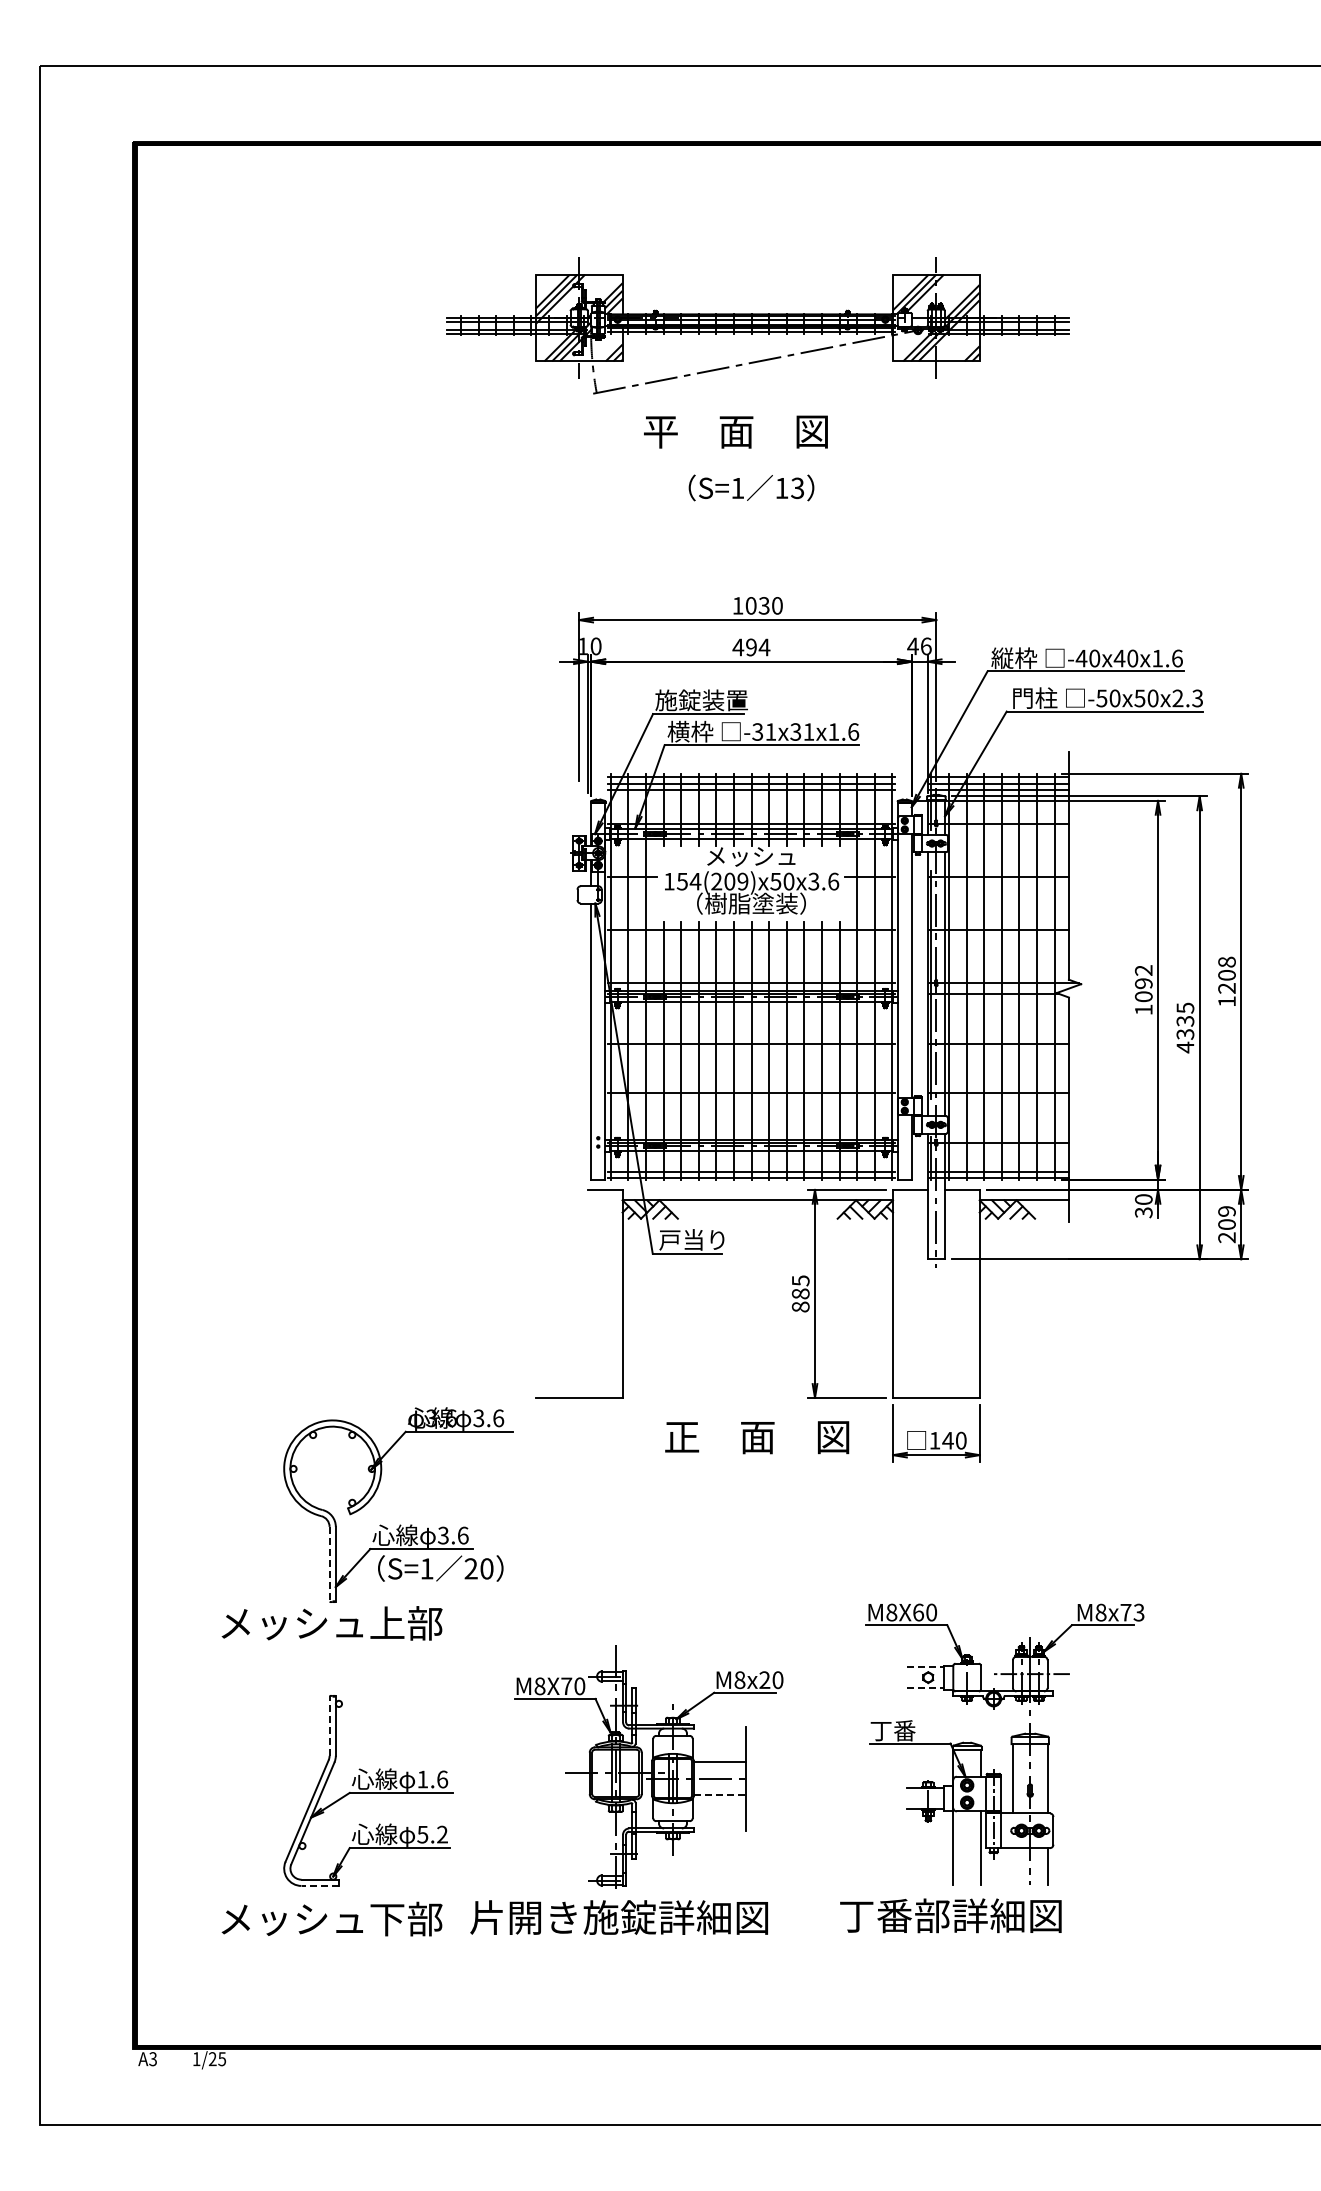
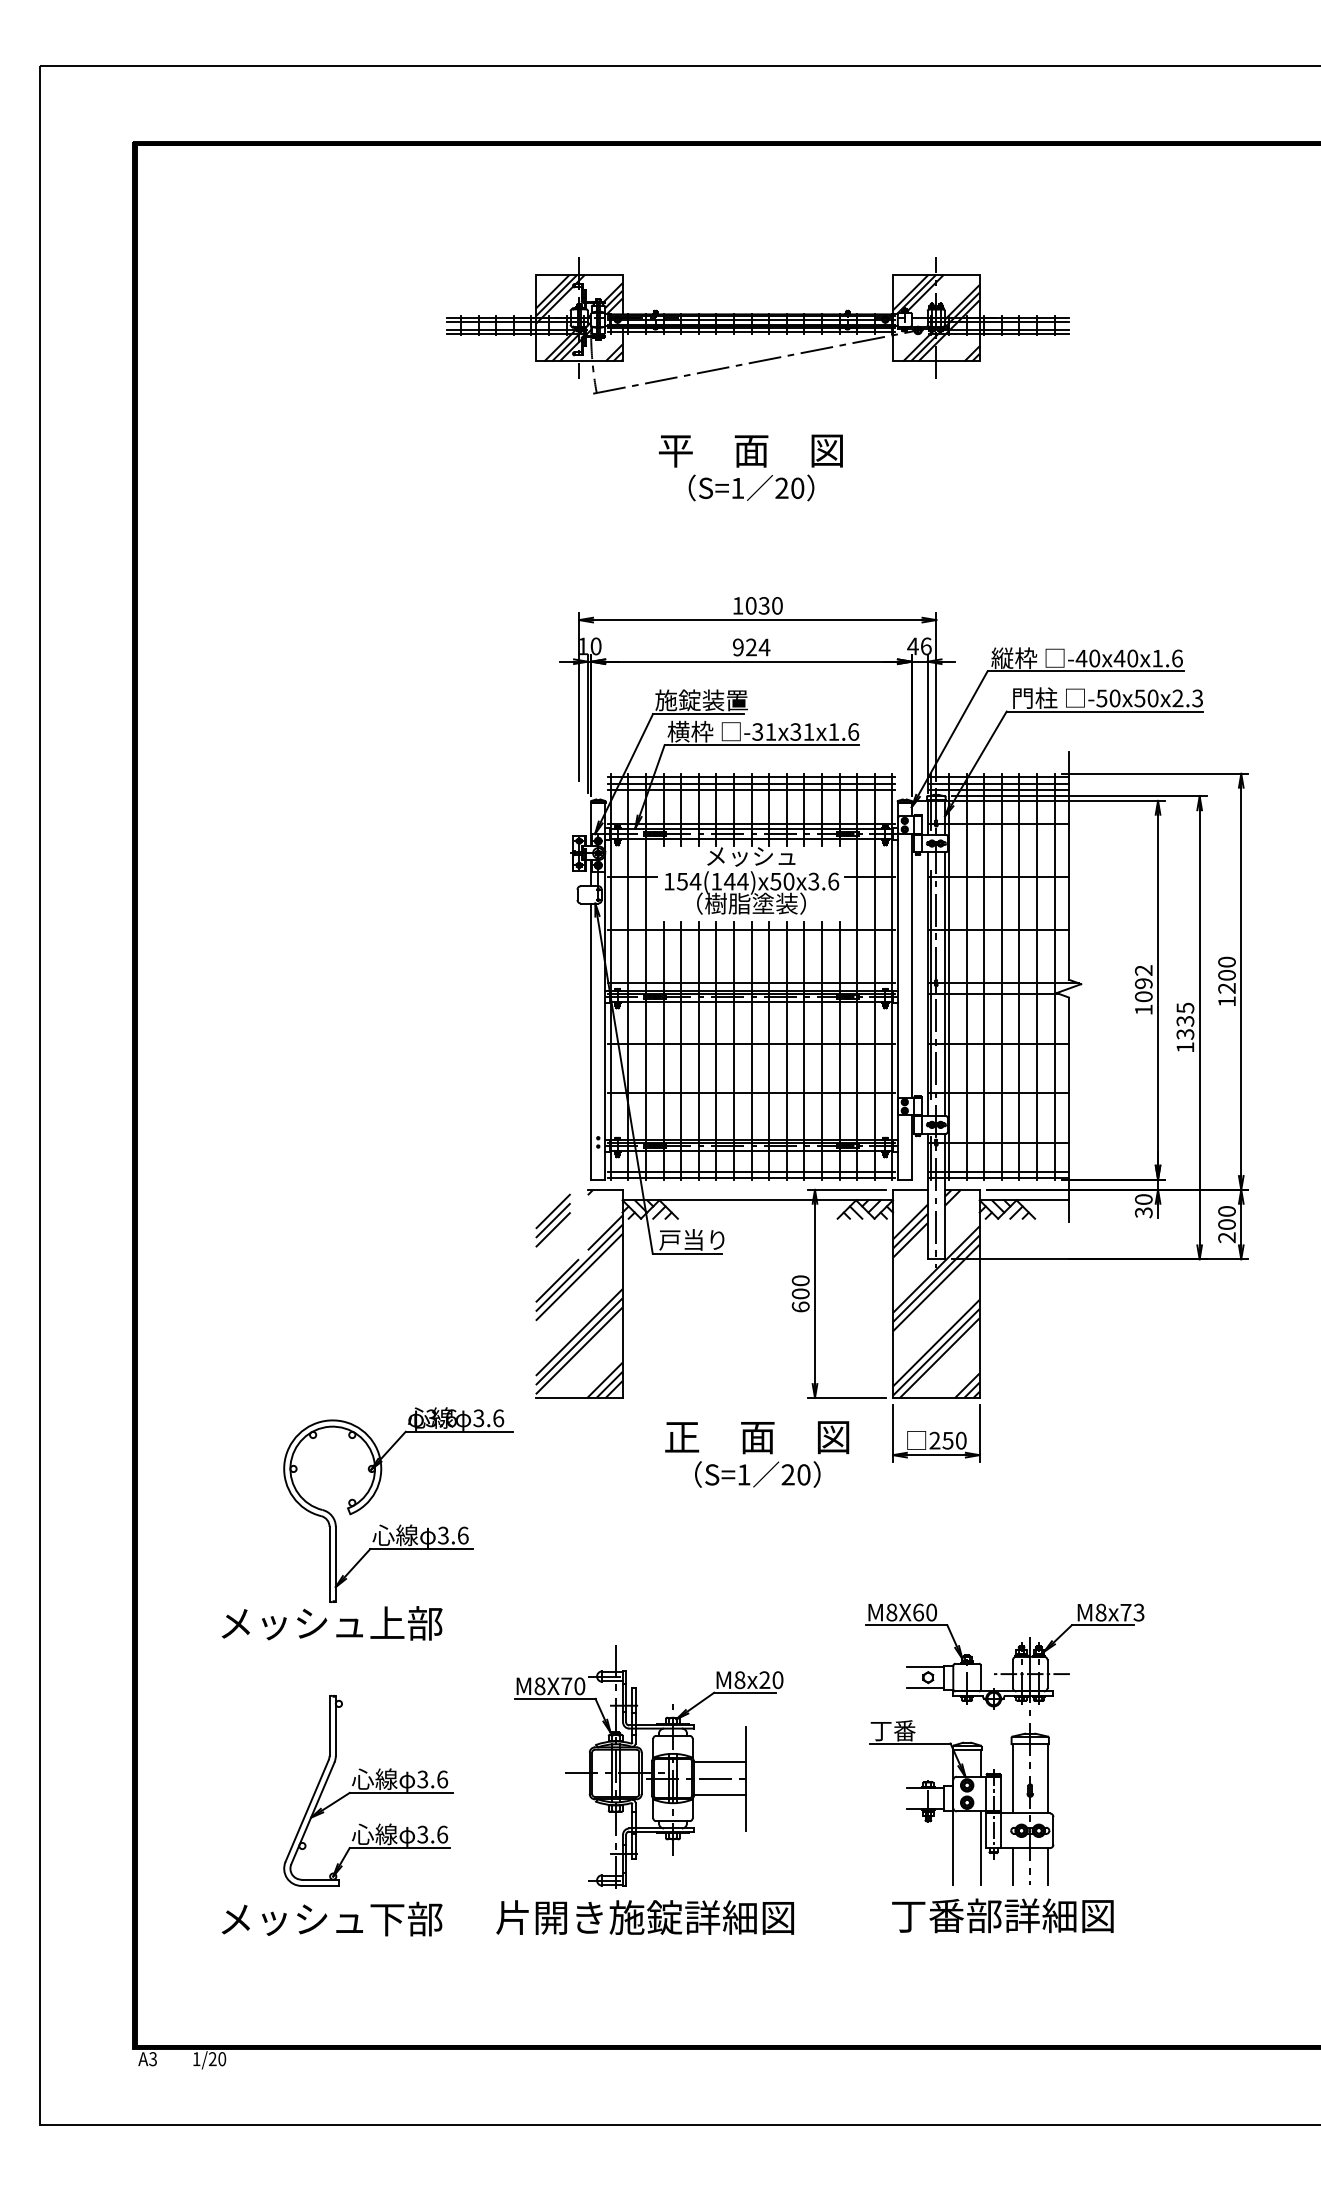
text position: (735, 431) -> (750, 450) (750, 450)
text: 13 -> 20 (789, 487)
text: 494 -> 924 (744, 647)
text: 154(209)x50x3.6 -> 154(144)x50x3.6 (729, 881)
text: 1208 -> 1200 (1226, 961)
text: 4335 -> 1335 (1185, 1047)
text: 209 -> 200 (1226, 1211)
hatch: none -> present (578, 1293)
text: 885 -> 600 (800, 1293)
hatch: none -> present (936, 1293)
text: 140 -> 250 (941, 1440)
line: dashed -> solid (329, 1564)
text position: (440, 1568) -> (757, 1474) (757, 1474)
line: dashed -> solid (925, 1666)
line: dashed -> solid (925, 1688)
line: dashed -> solid (329, 1726)
text: 1.6 -> 3.6 (422, 1779)
line: dashed -> solid (720, 1794)
text: 5.2 -> 3.6 (433, 1834)
line: none -> present (1012, 1866)
line: dashed -> solid (320, 1885)
text position: (950, 1915) -> (1002, 1915) (1002, 1915)
text position: (618, 1917) -> (644, 1917) (644, 1917)
text: 1/25 -> 1/20 (222, 2059)
